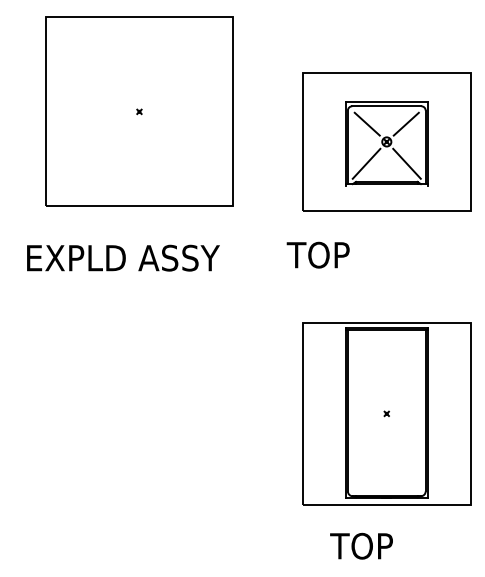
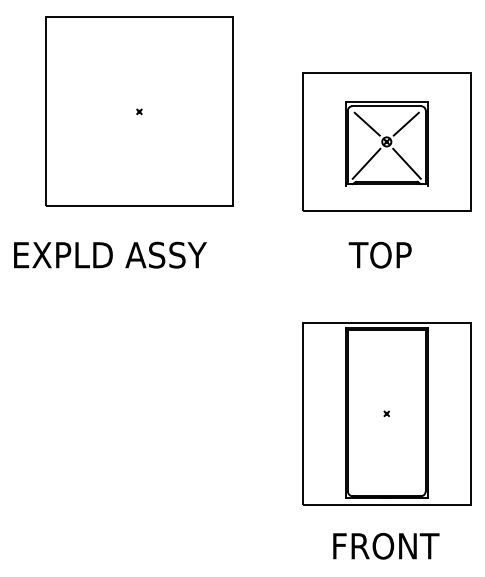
text position: (317, 254) -> (379, 254) (379, 254)
text position: (123, 257) -> (110, 254) (110, 254)
text: TOP -> FRONT (384, 545)
